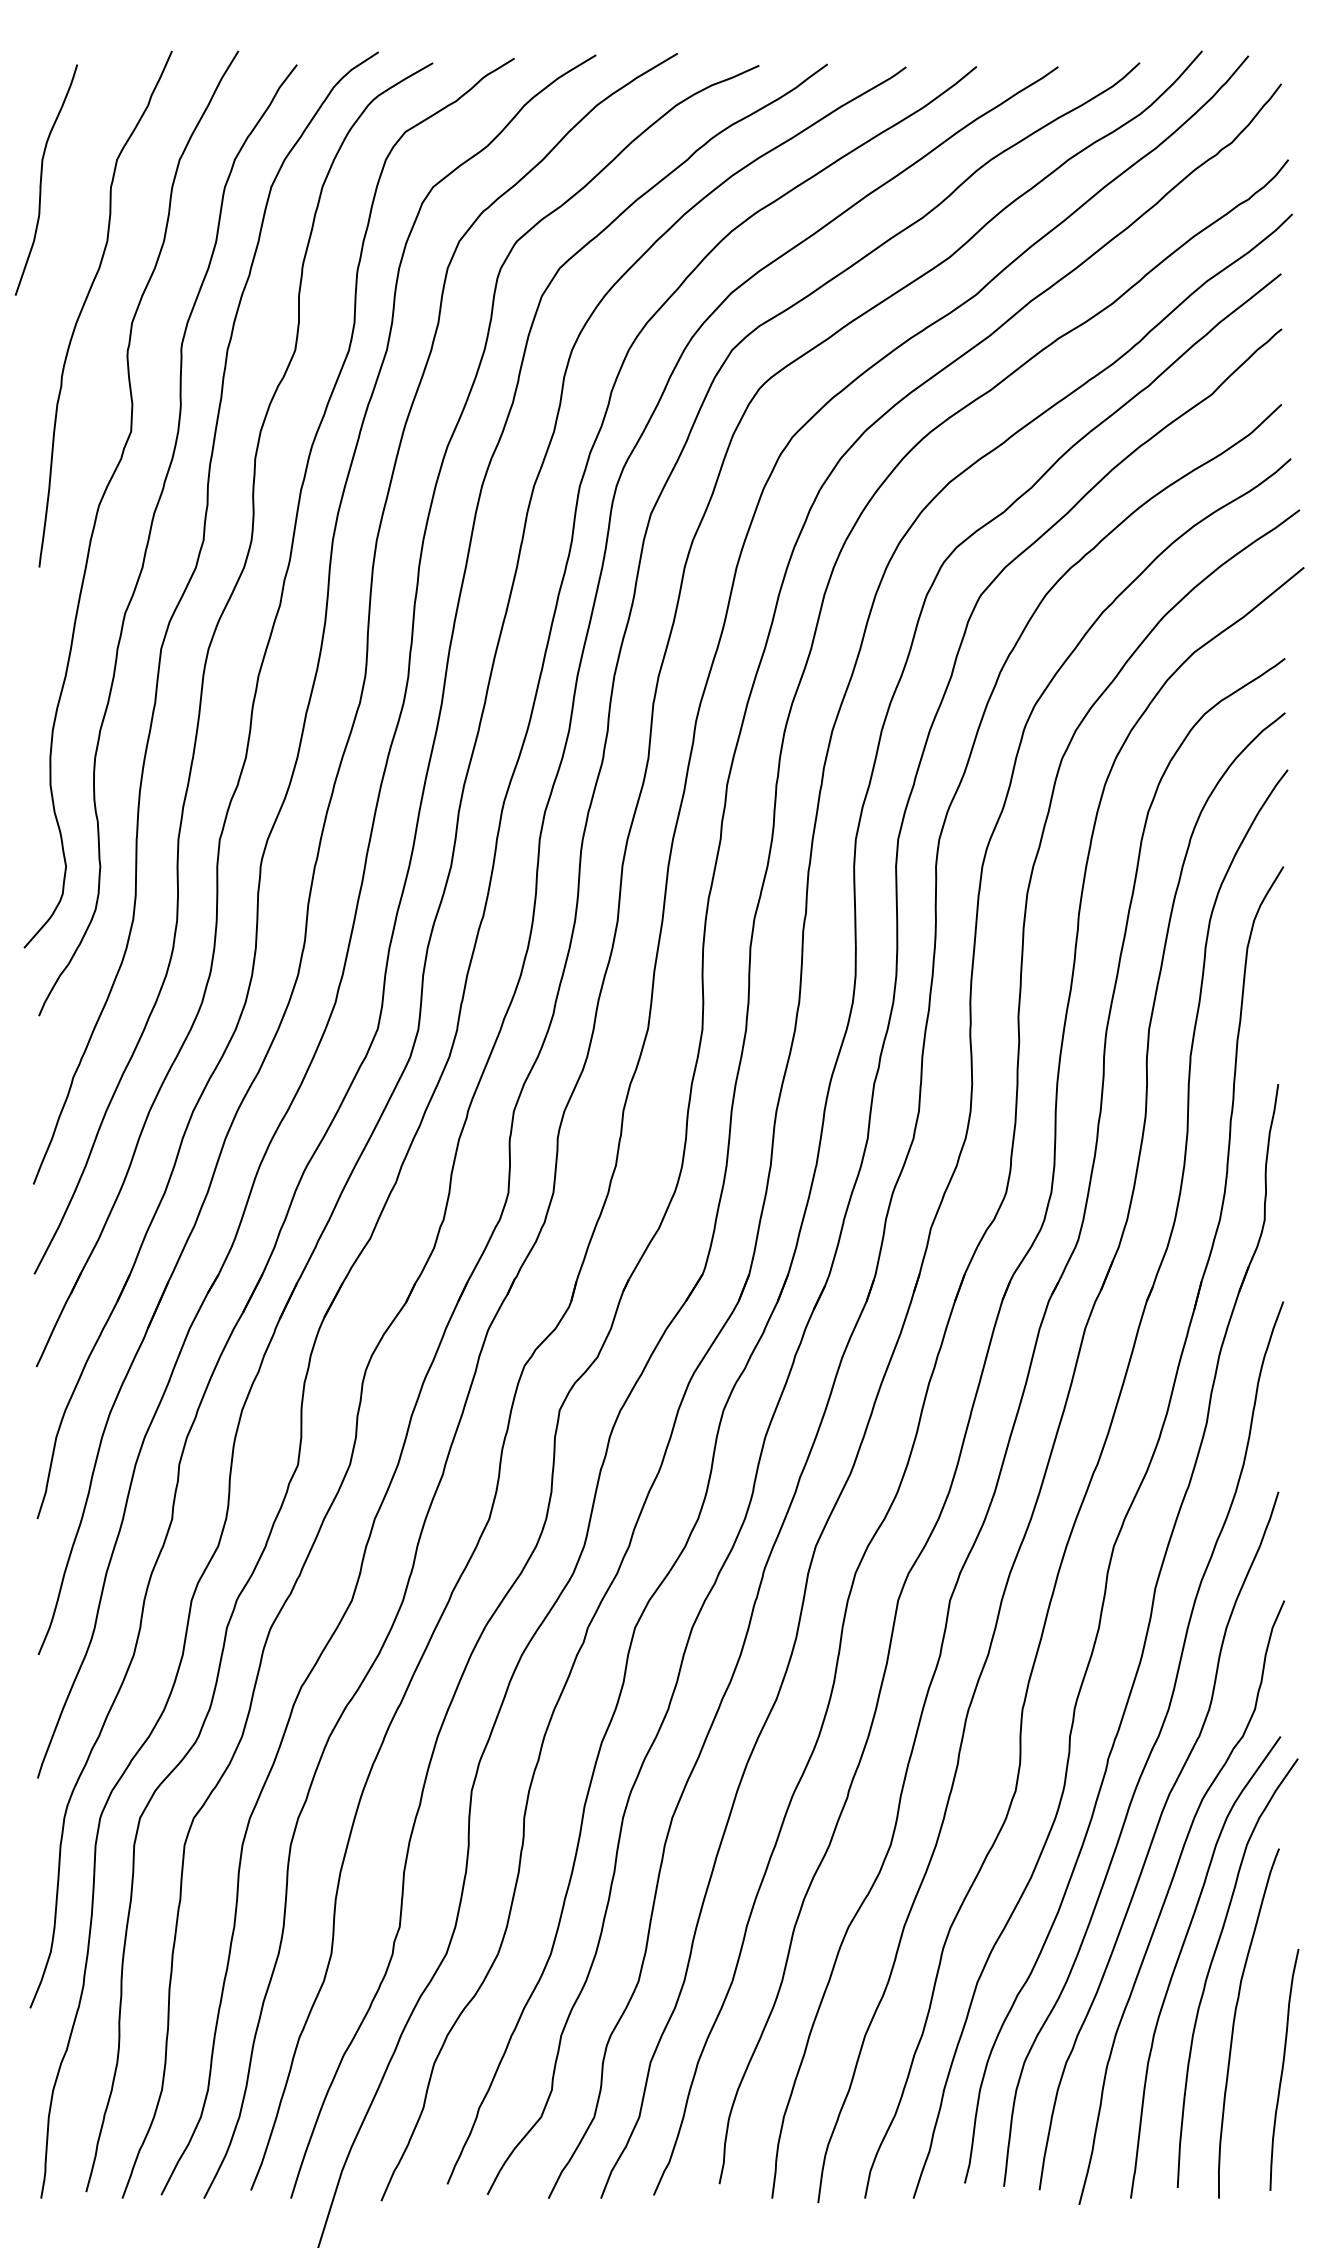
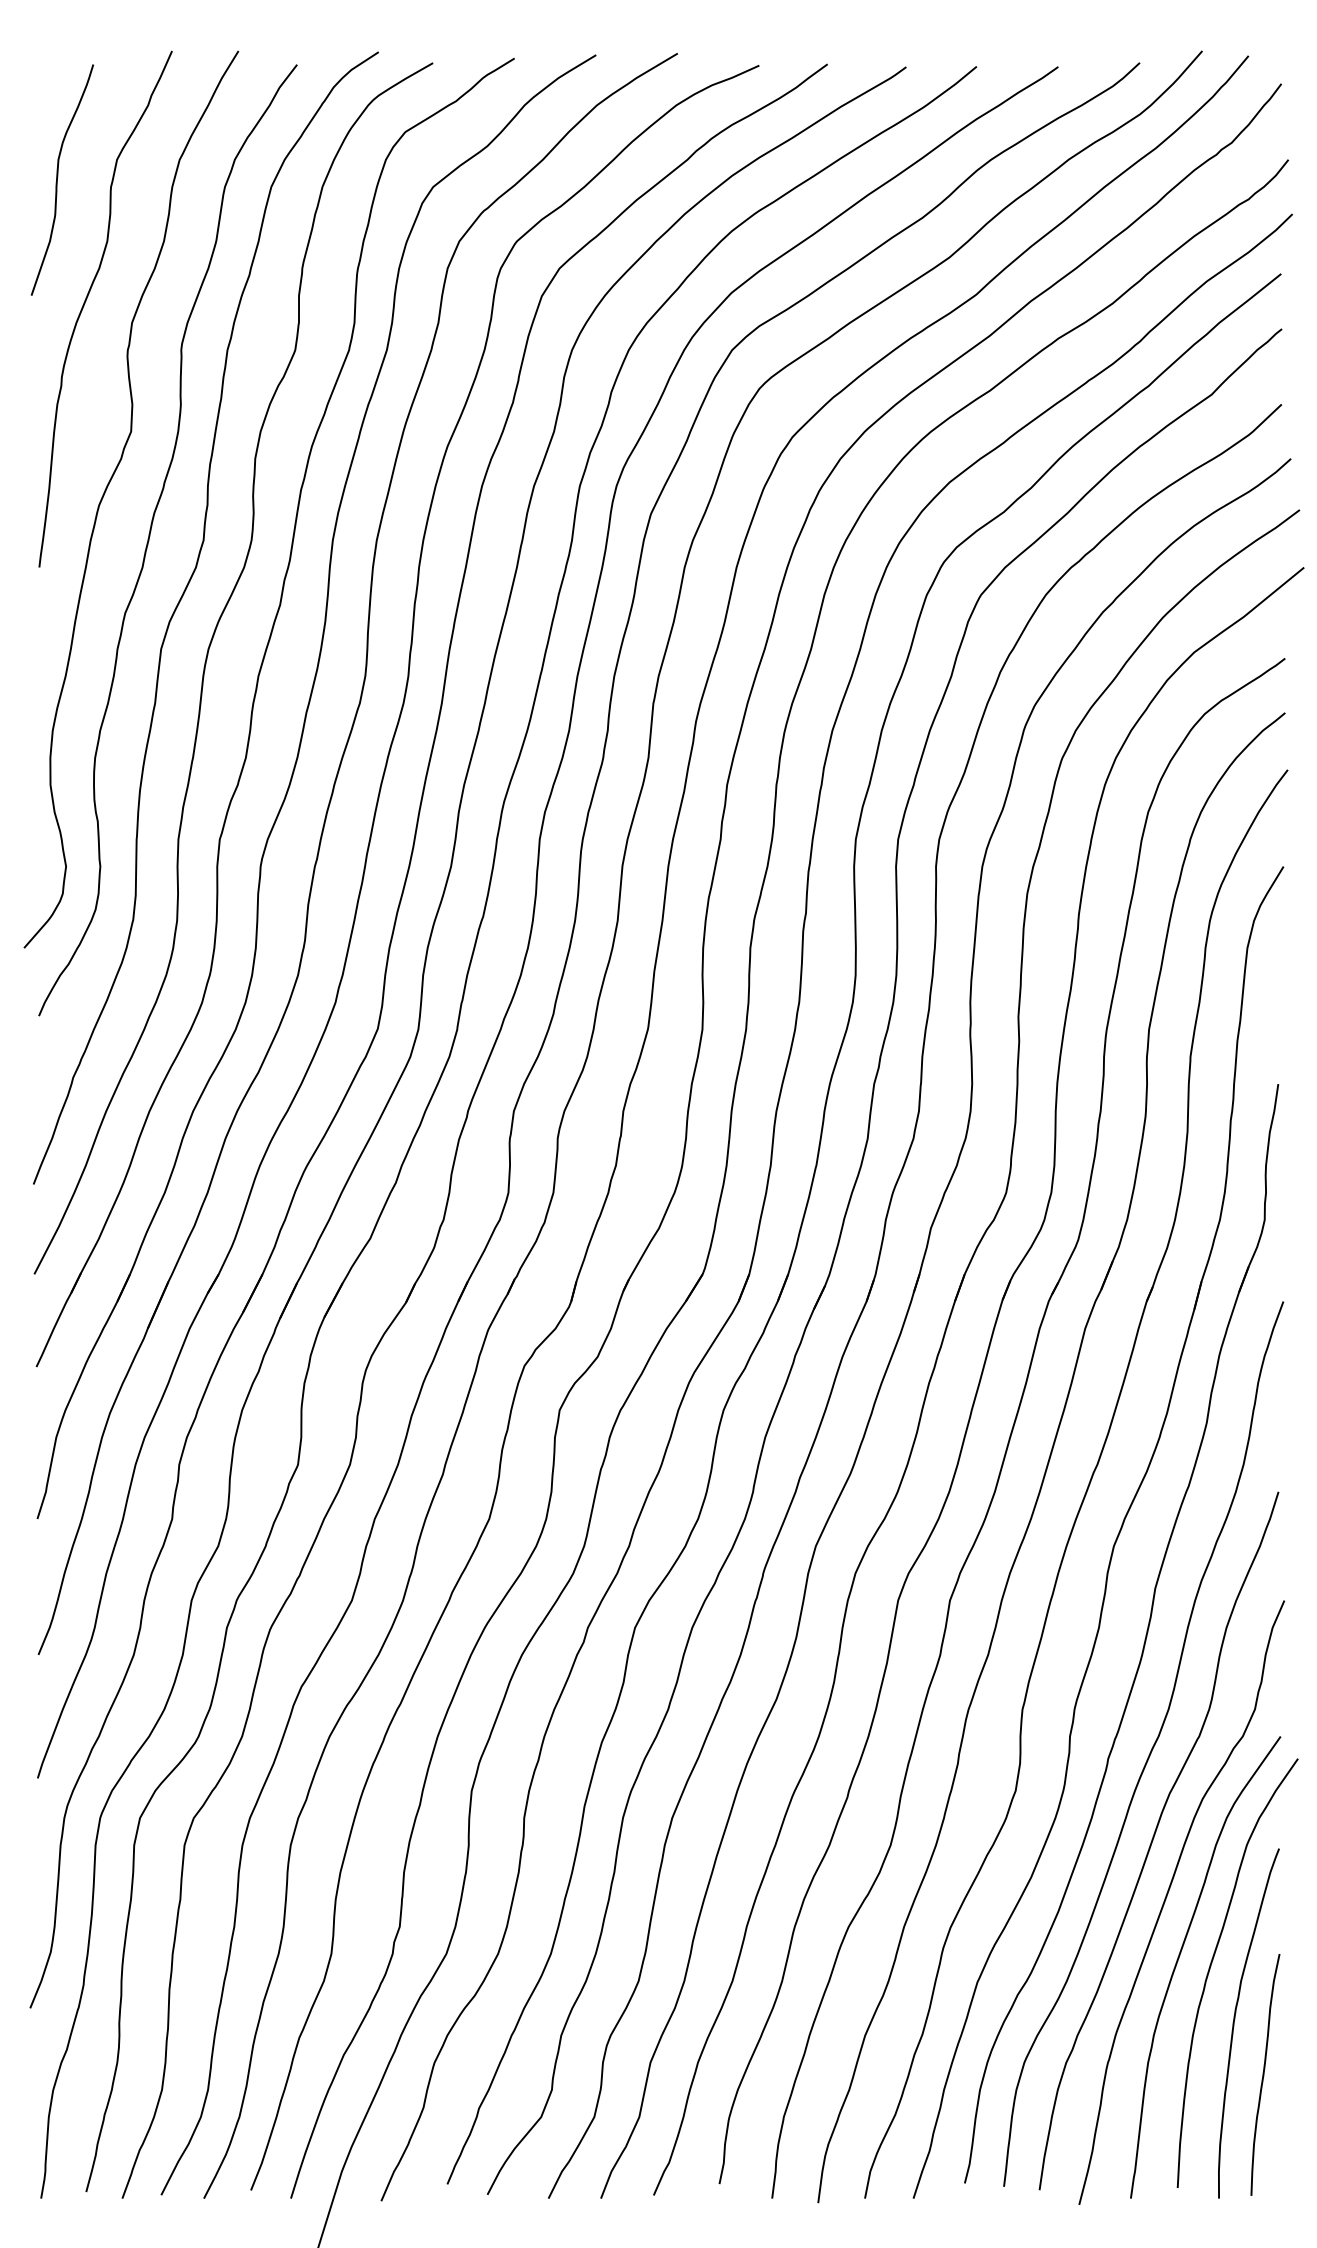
curve position: (42, 177) -> (58, 177) (58, 177)
curve position: (1283, 2069) -> (1264, 2074) (1264, 2074)
